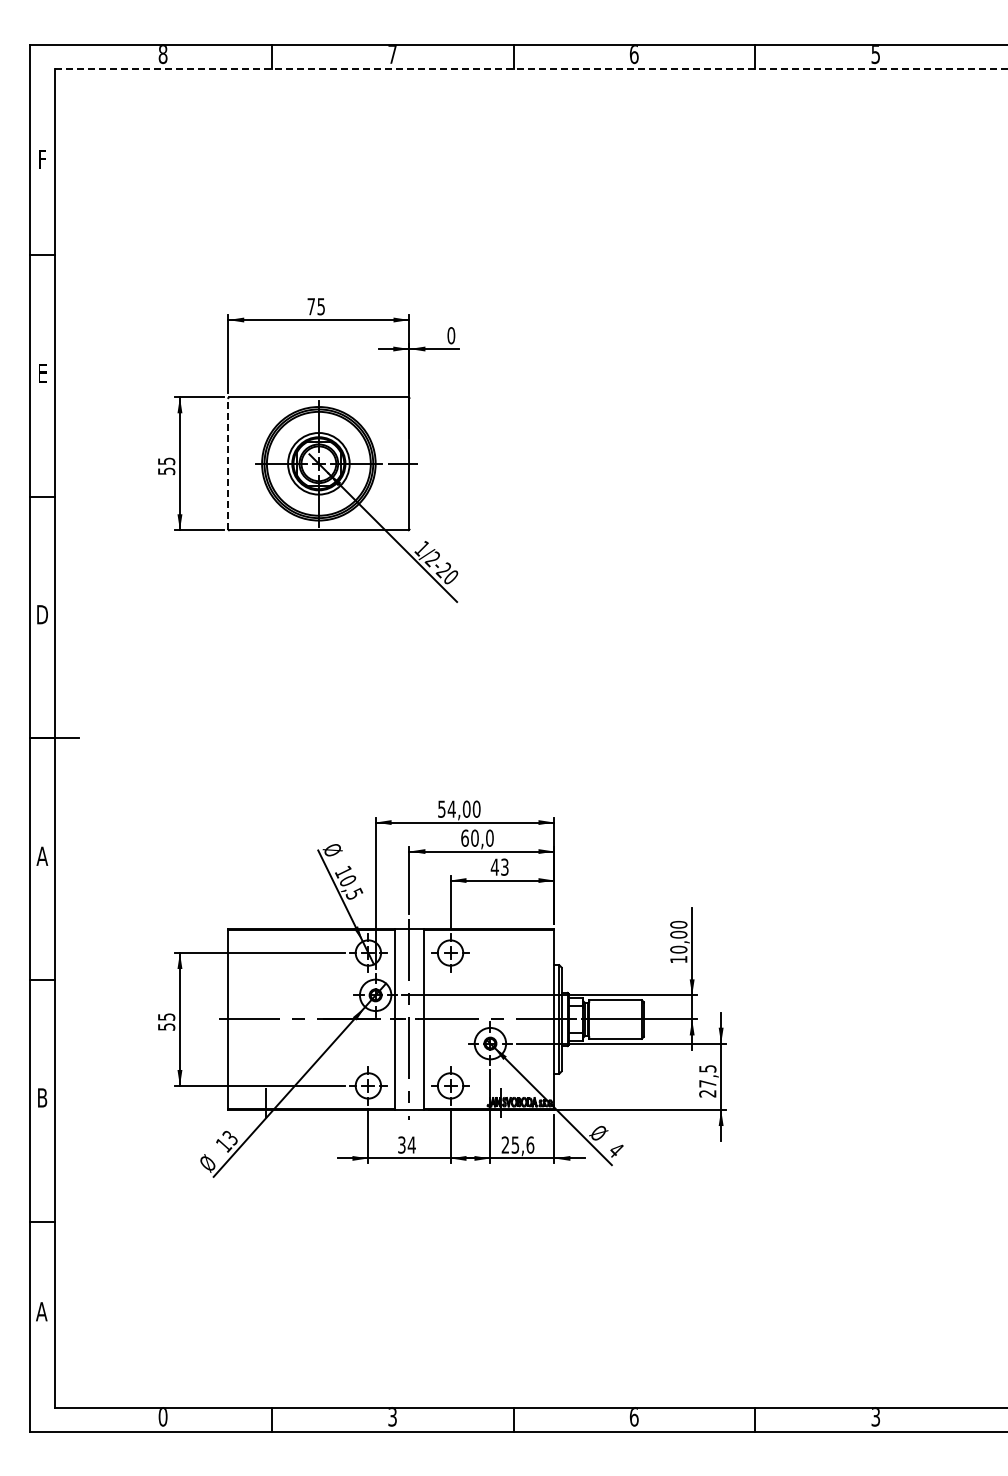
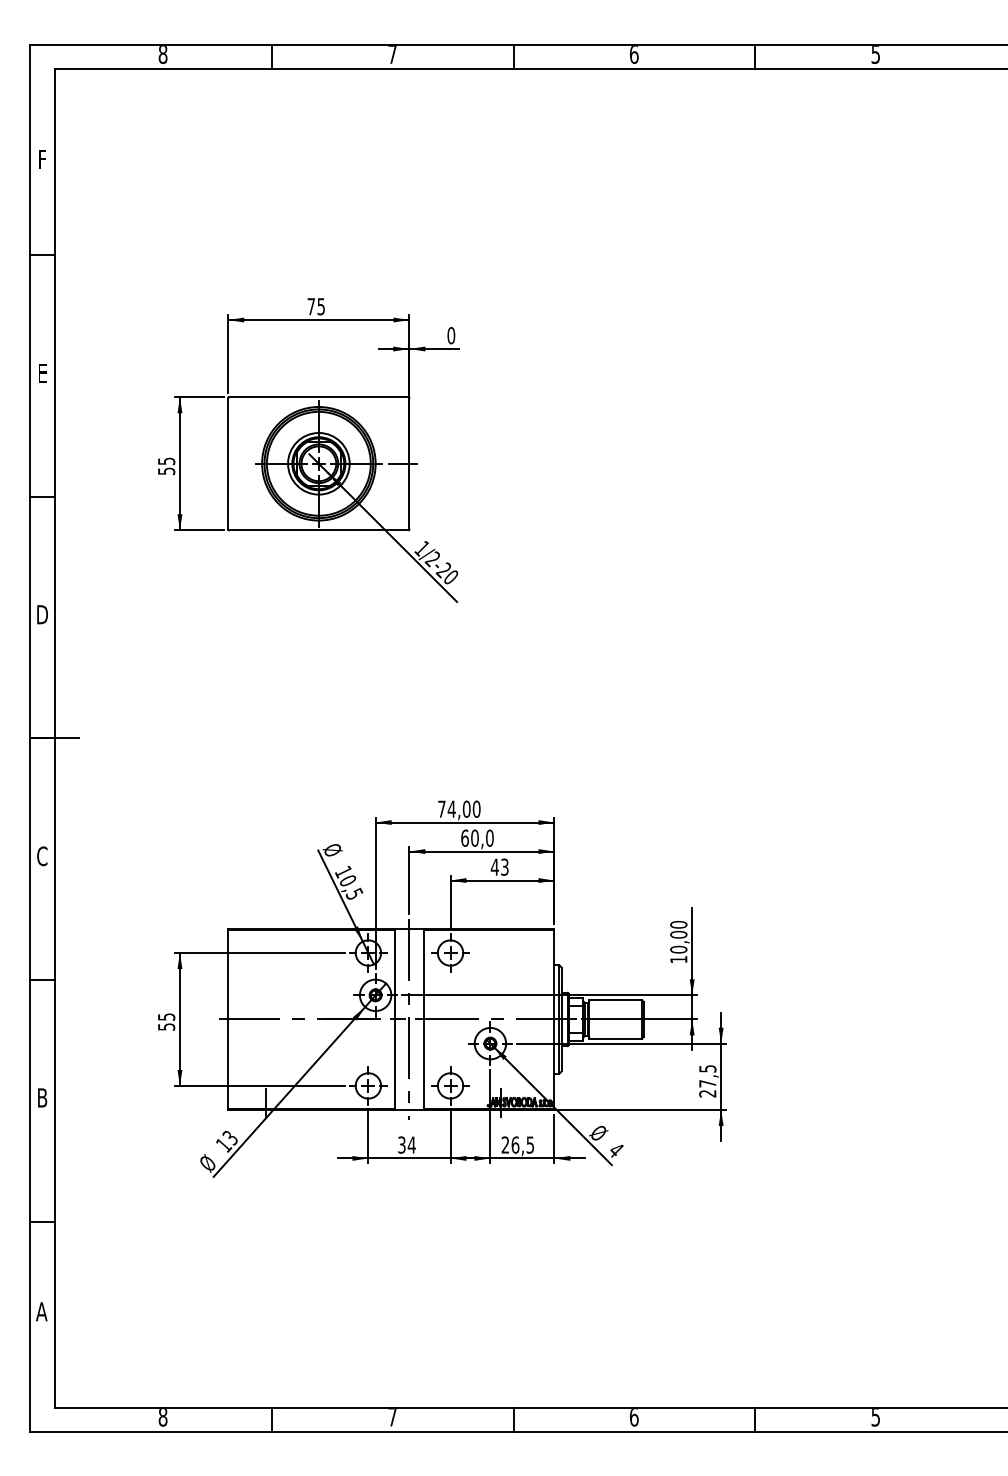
line: dashed -> solid (531, 69)
line: dashed -> solid (228, 463)
text: 54,00 -> 74,00 (441, 808)
text: A -> C (42, 856)
text: 25,6 -> 26,5 (522, 1144)
text: 0 -> 8 (162, 1417)
text: 3 -> 7 (392, 1417)
text: 3 -> 5 (875, 1417)
